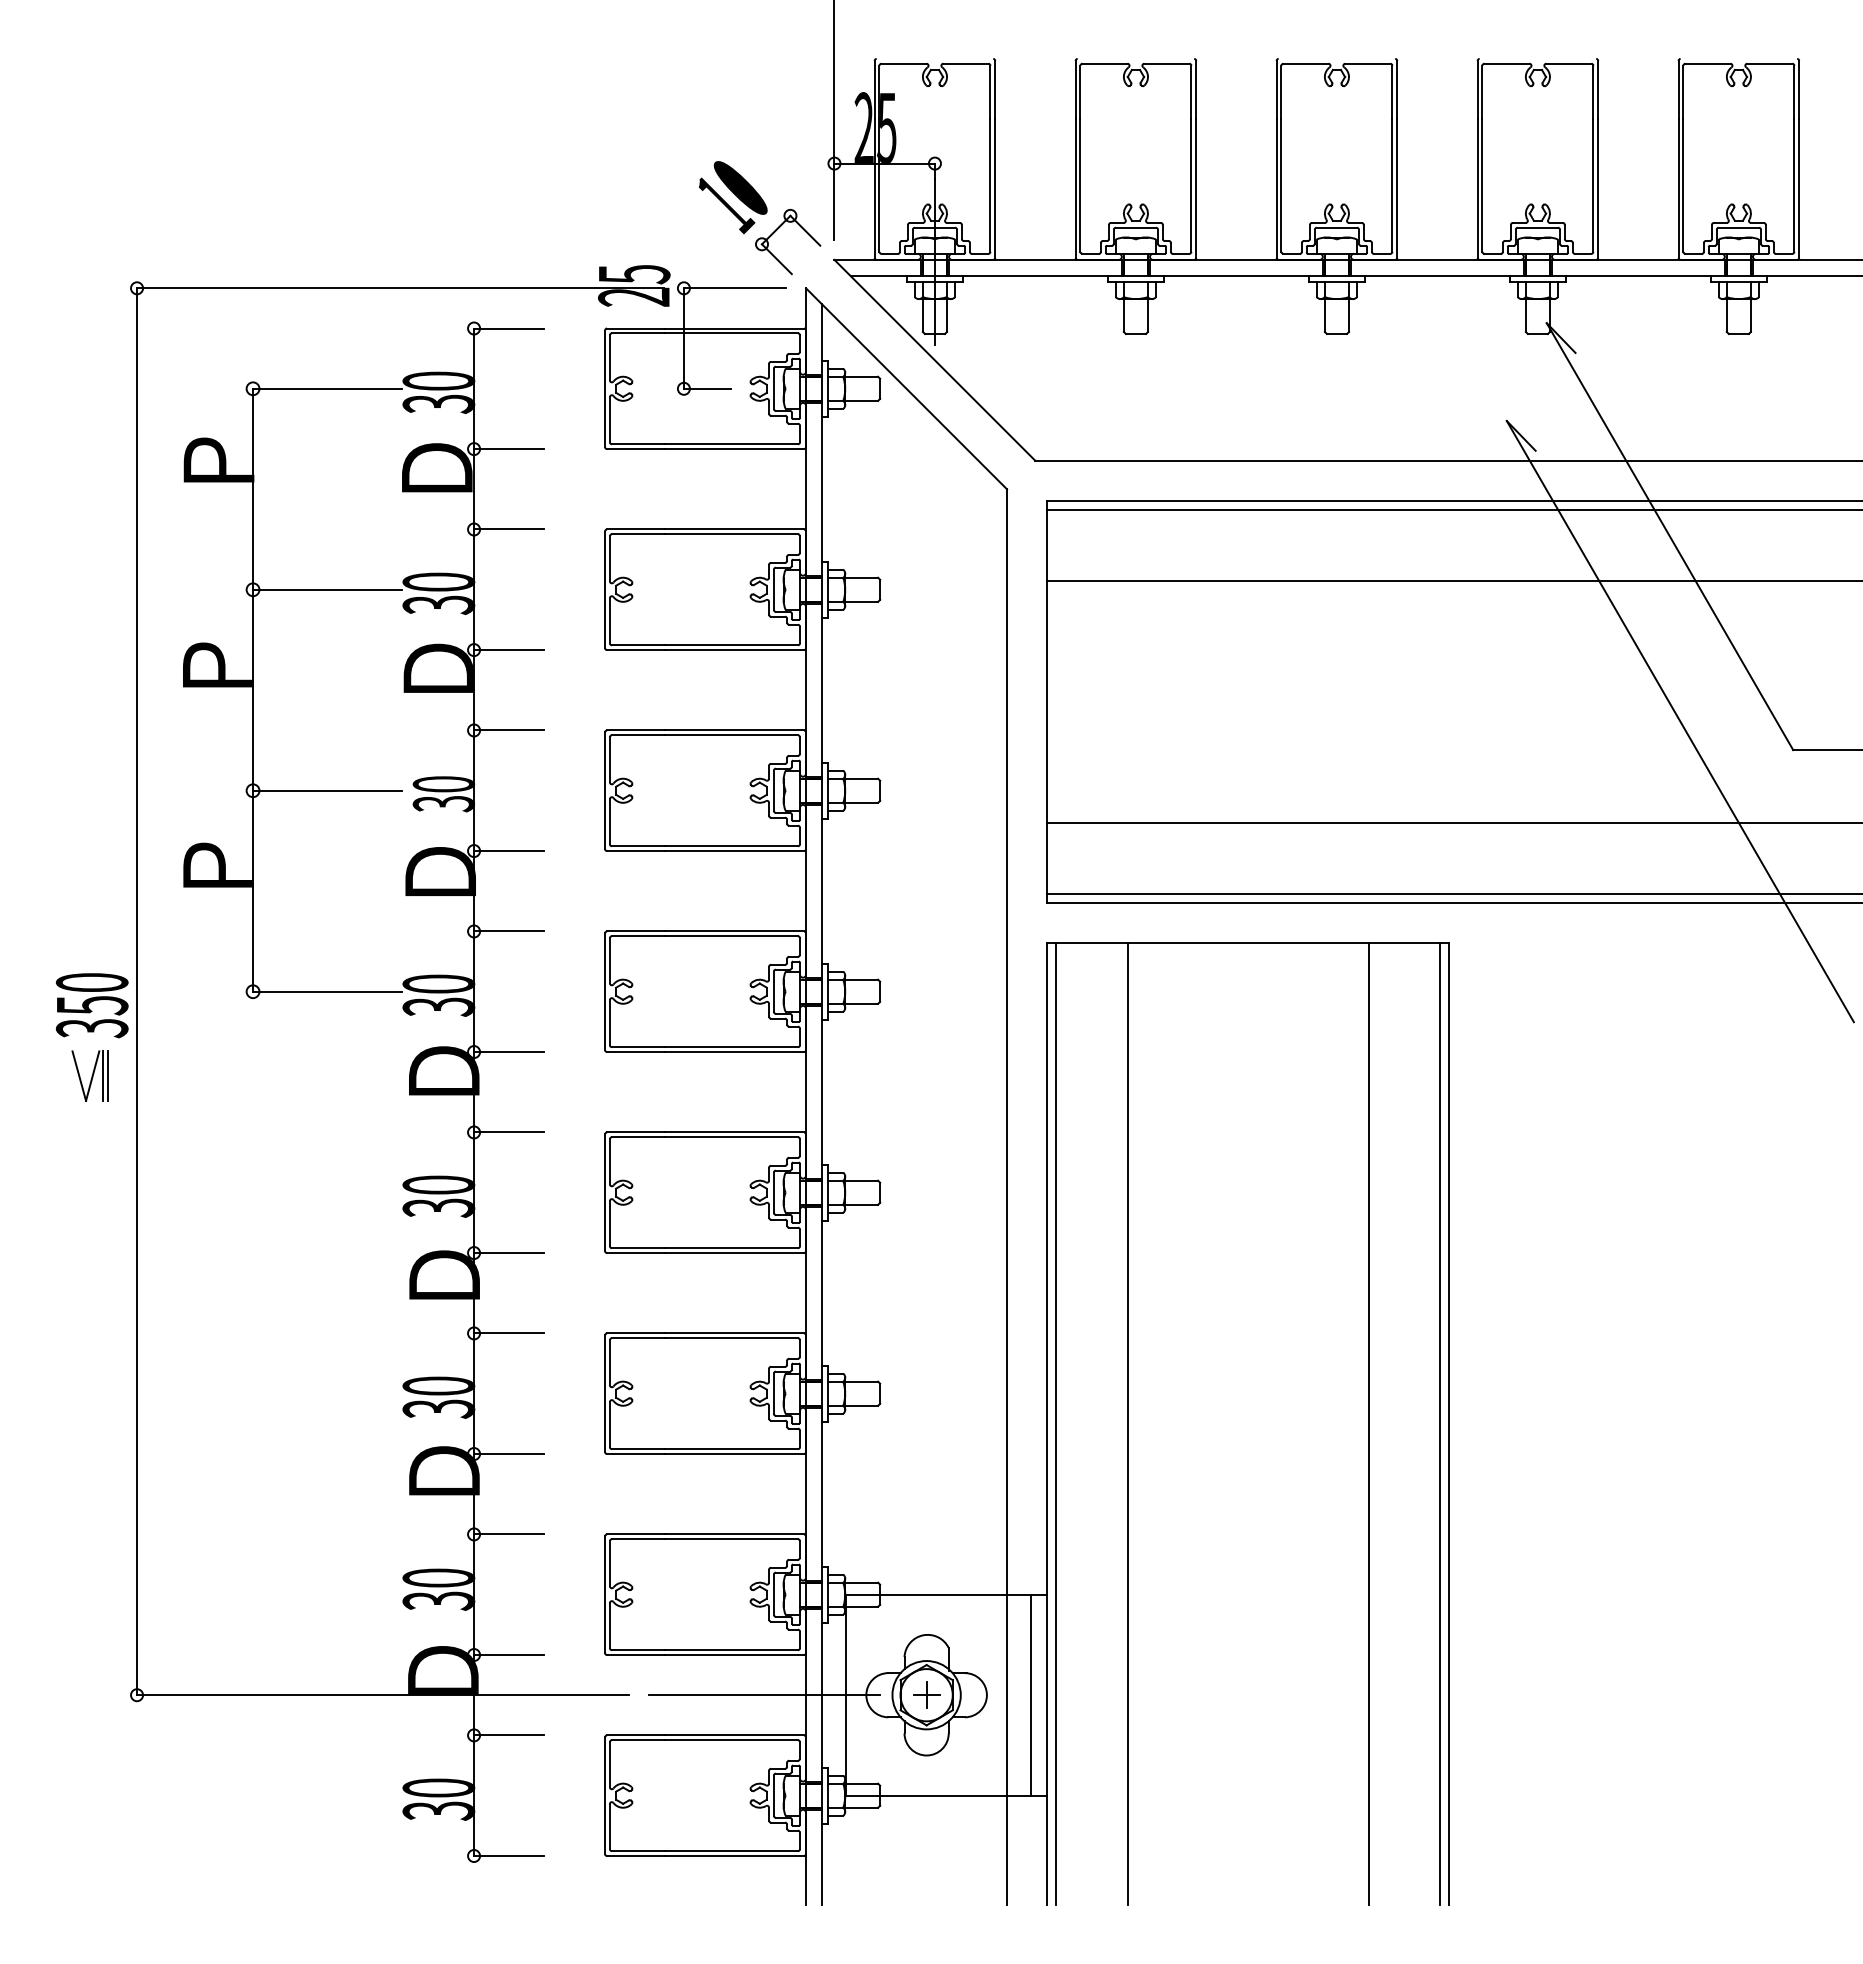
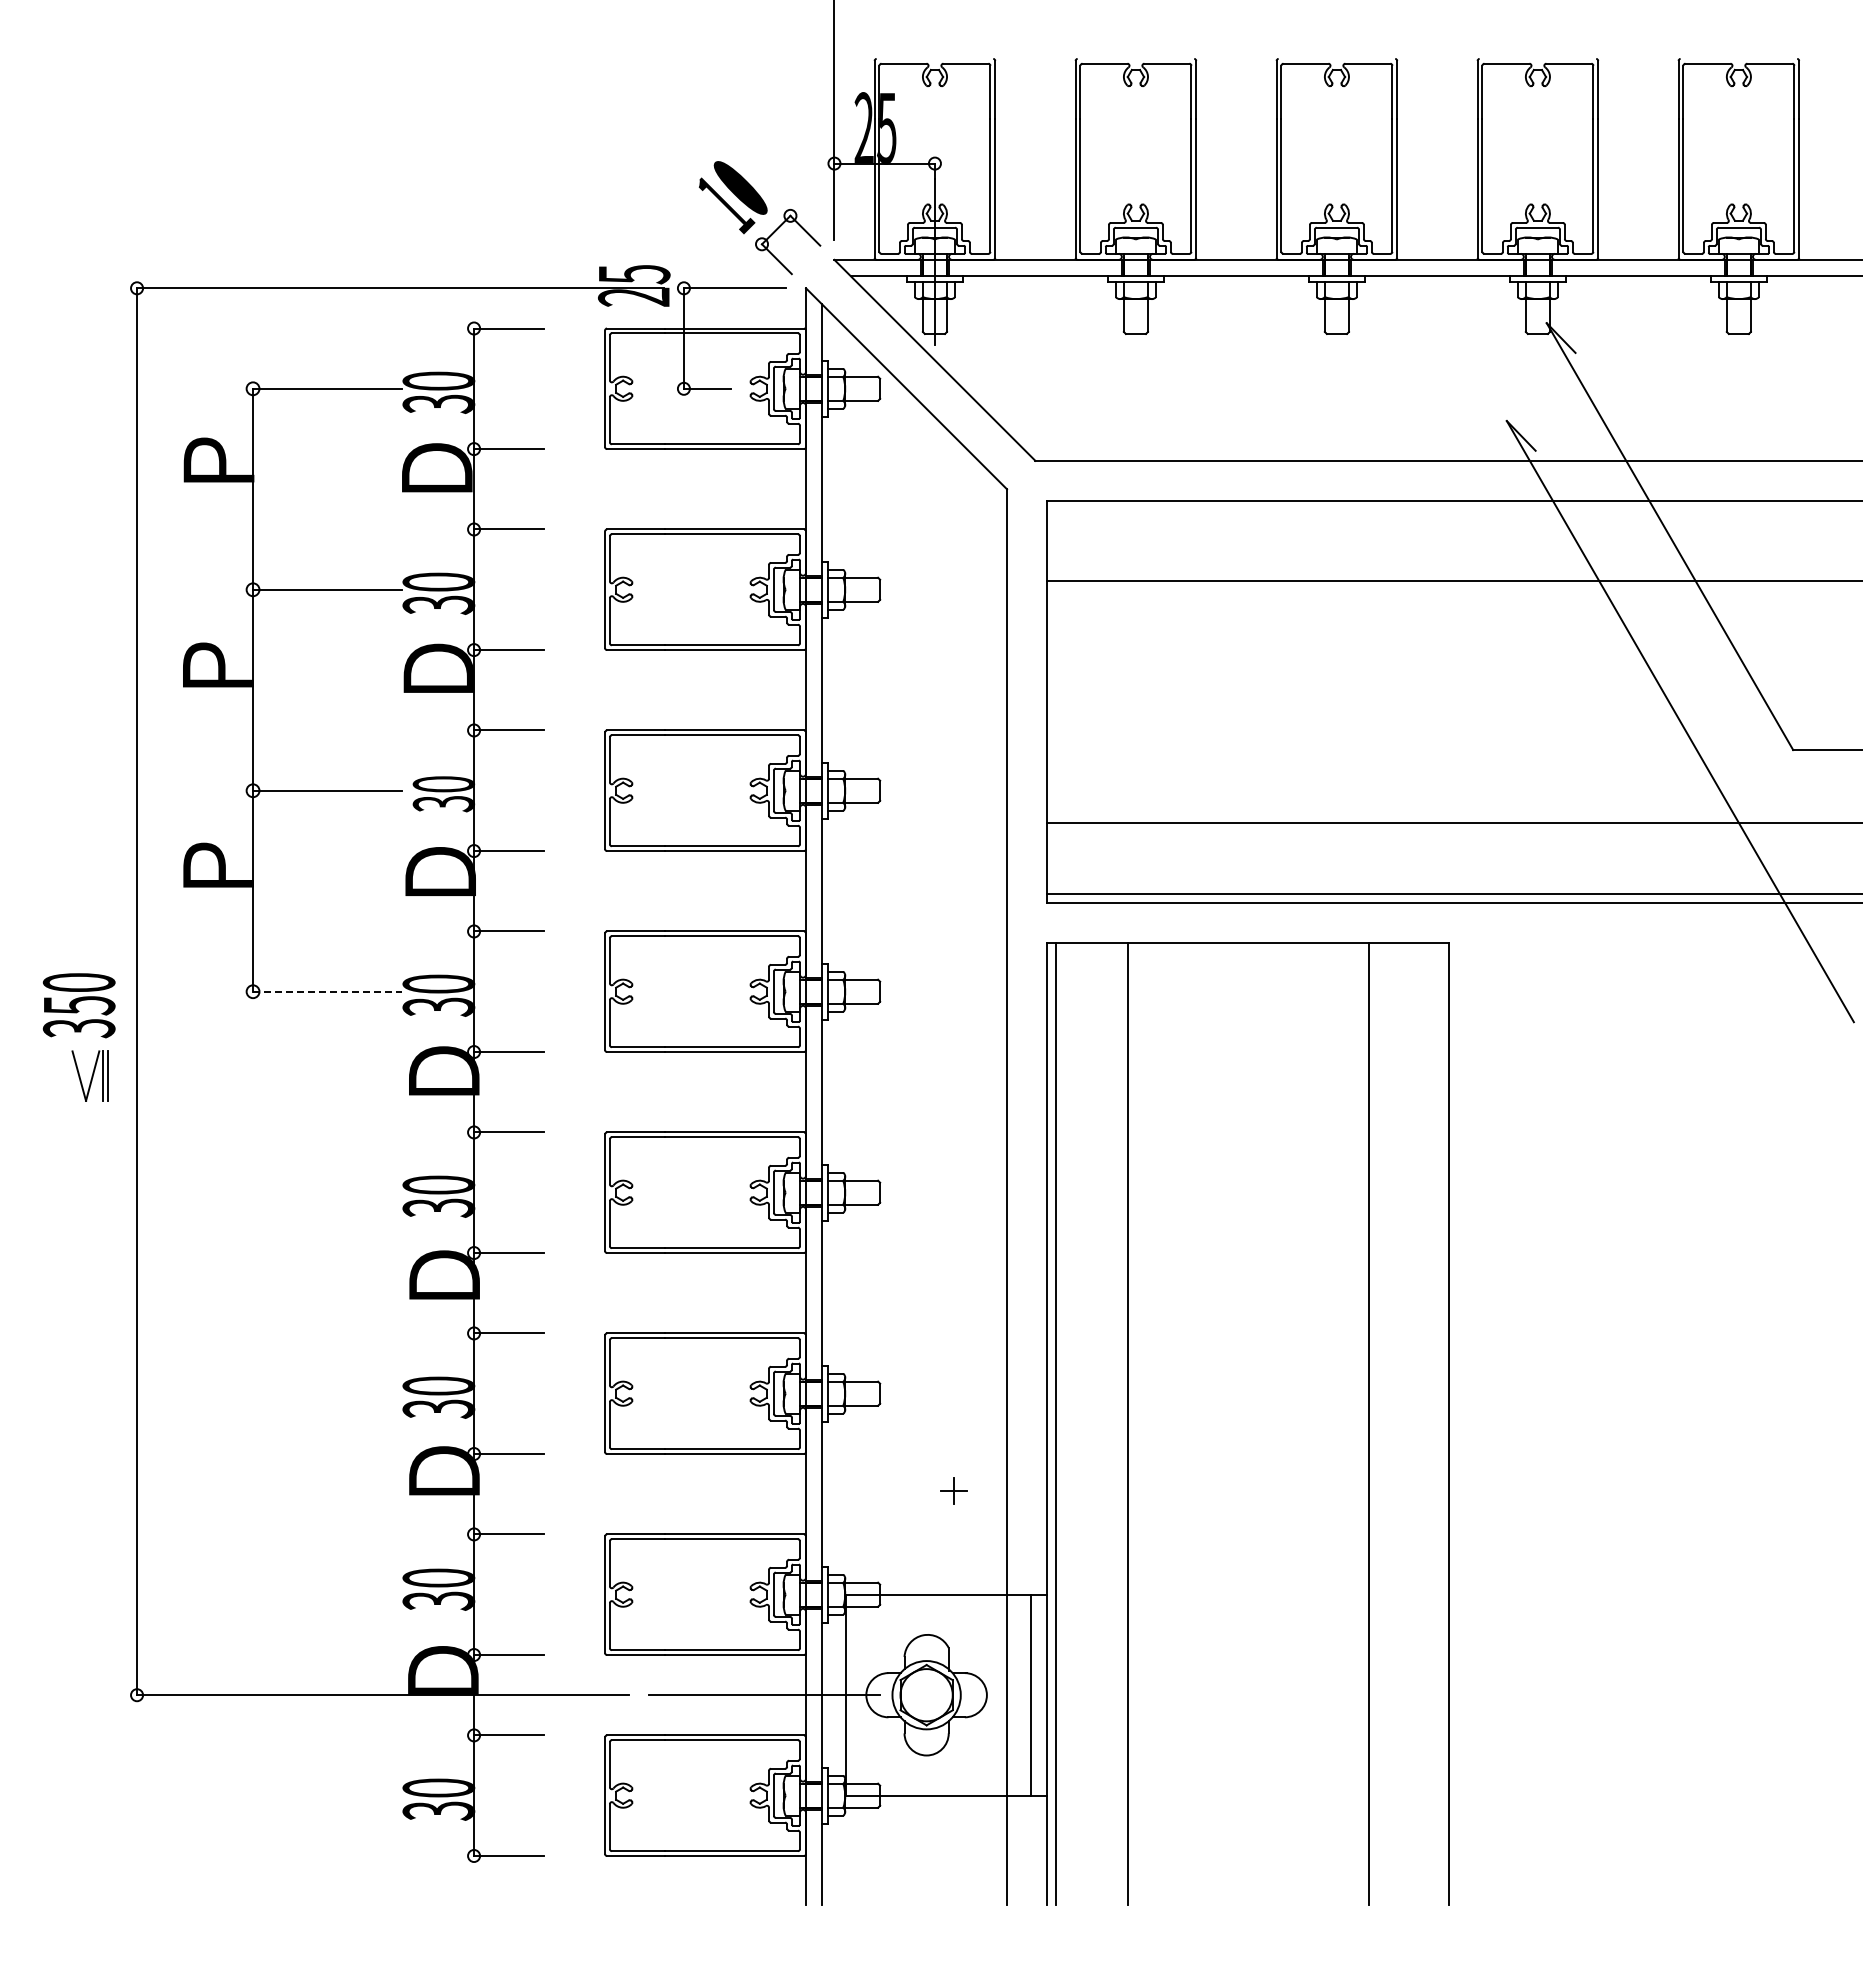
line: present -> none (1453, 510)
line: solid -> dashed (327, 991)
text position: (91, 1005) -> (78, 1005) (78, 1005)
line: present -> none (1439, 1424)
part position: (926, 1694) -> (953, 1490) (953, 1490)
